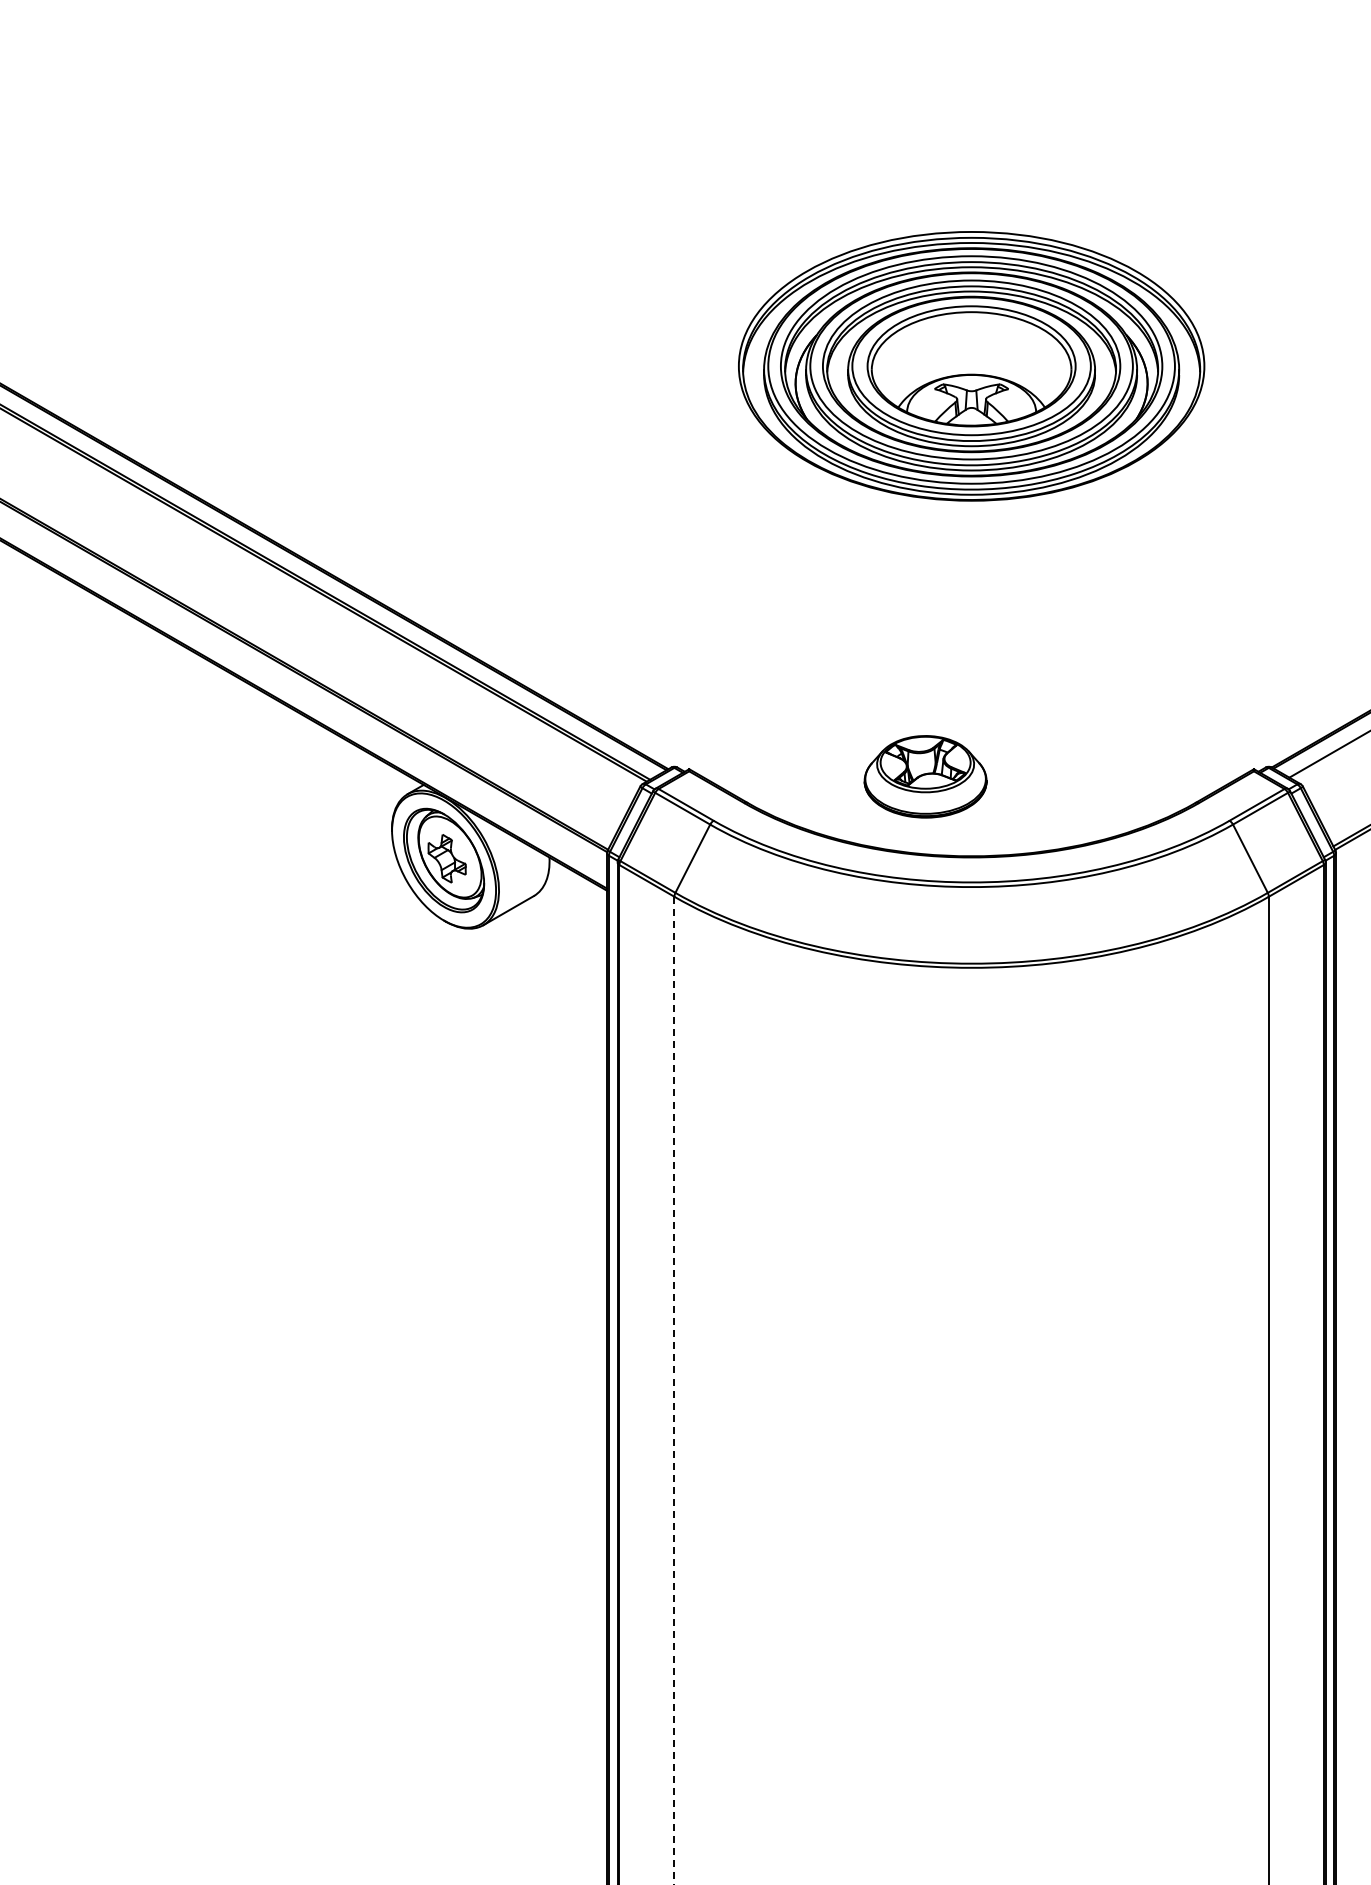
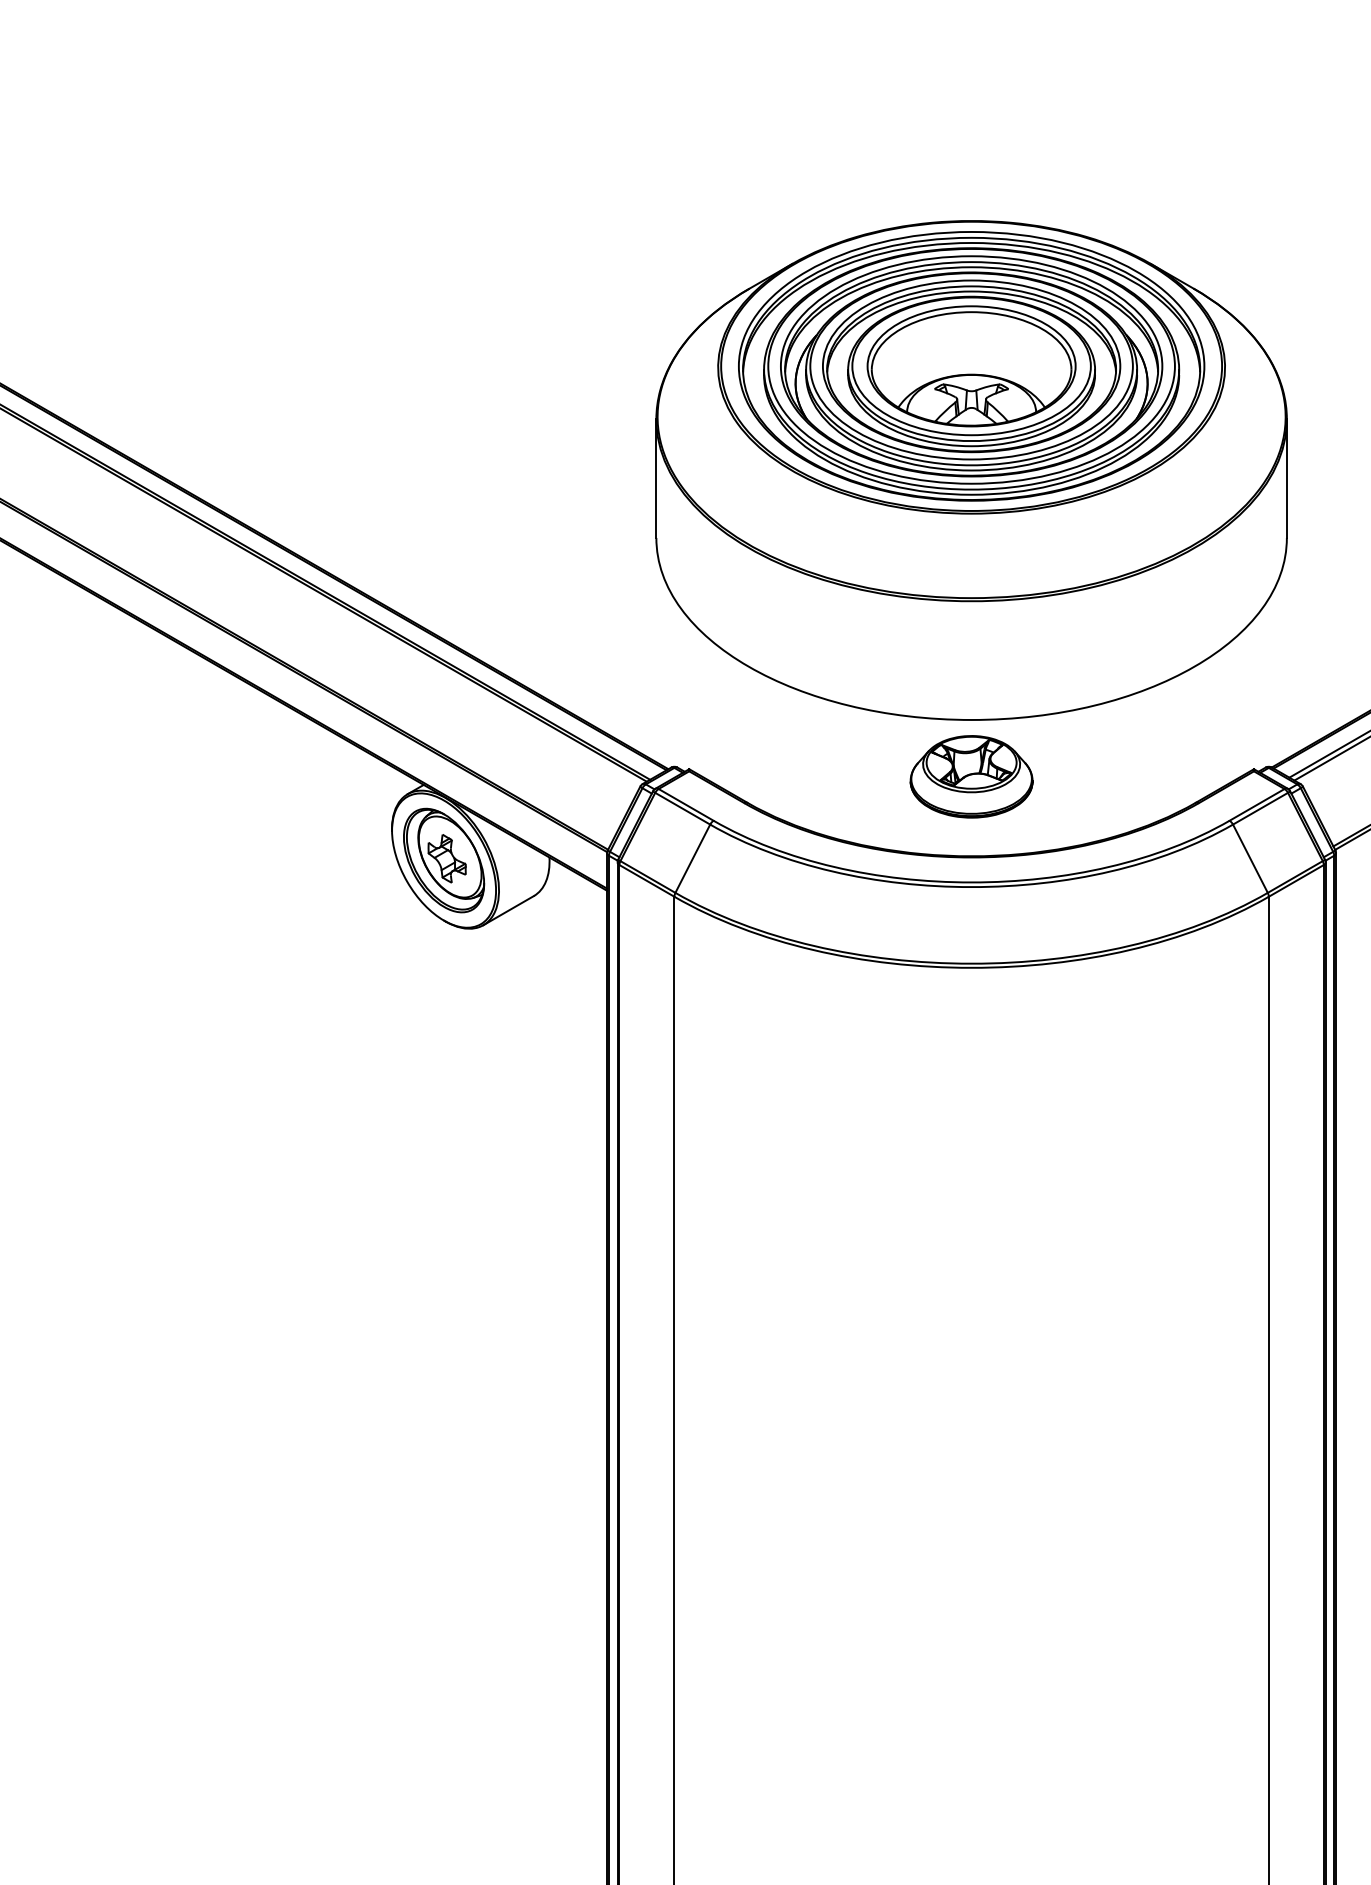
part: none -> present (971, 470)
line: none -> present (1330, 759)
part position: (925, 776) -> (971, 776) (971, 776)
line: dashed -> solid (674, 1390)
